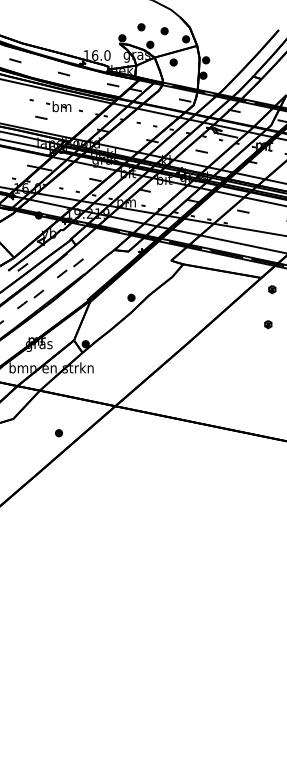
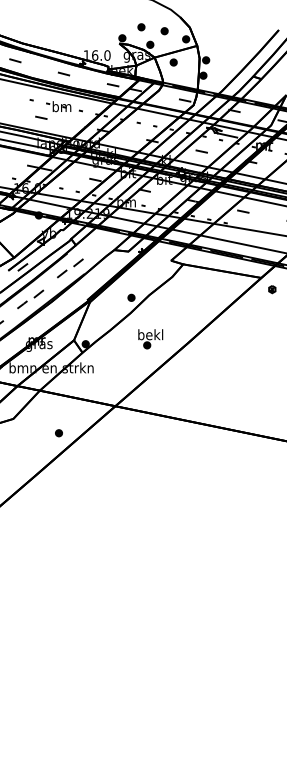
part: present -> none (268, 324)
part: none -> present (150, 339)
